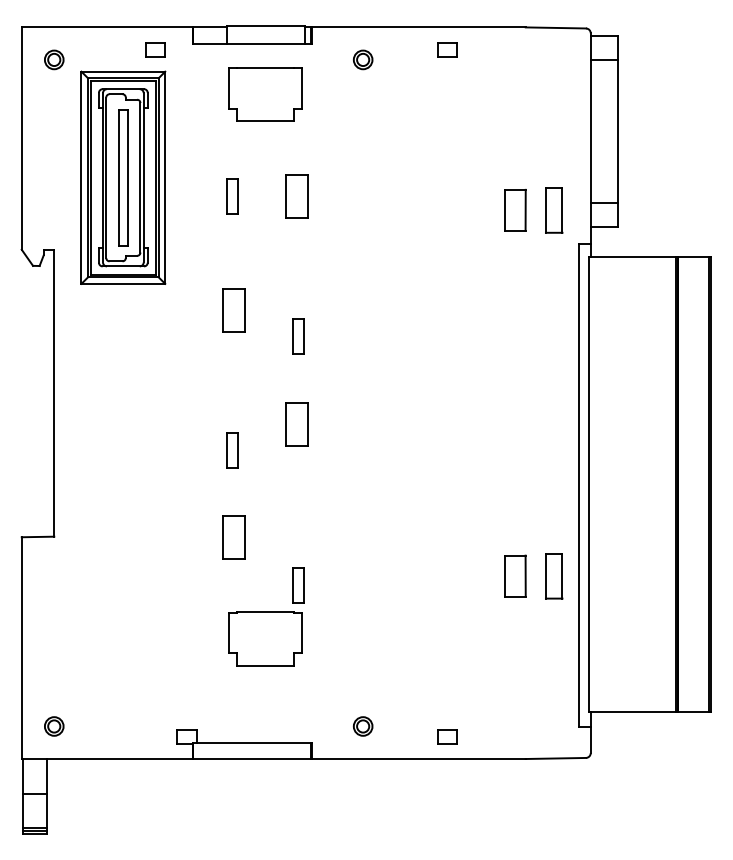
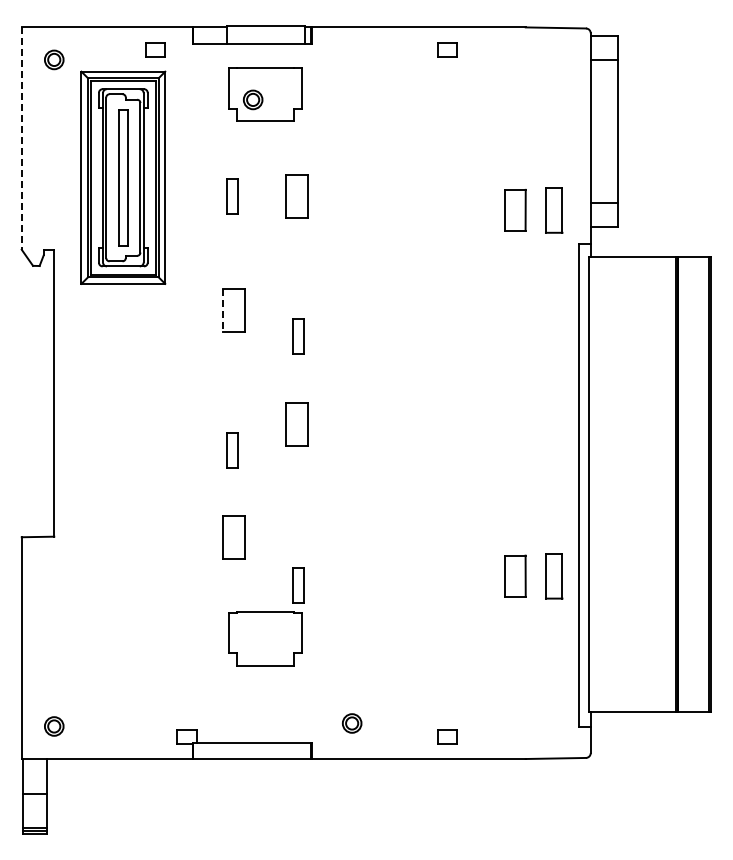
part position: (363, 59) -> (253, 99) (253, 99)
line: solid -> dashed (21, 139)
line: solid -> dashed (222, 310)
part position: (363, 726) -> (352, 723) (352, 723)
